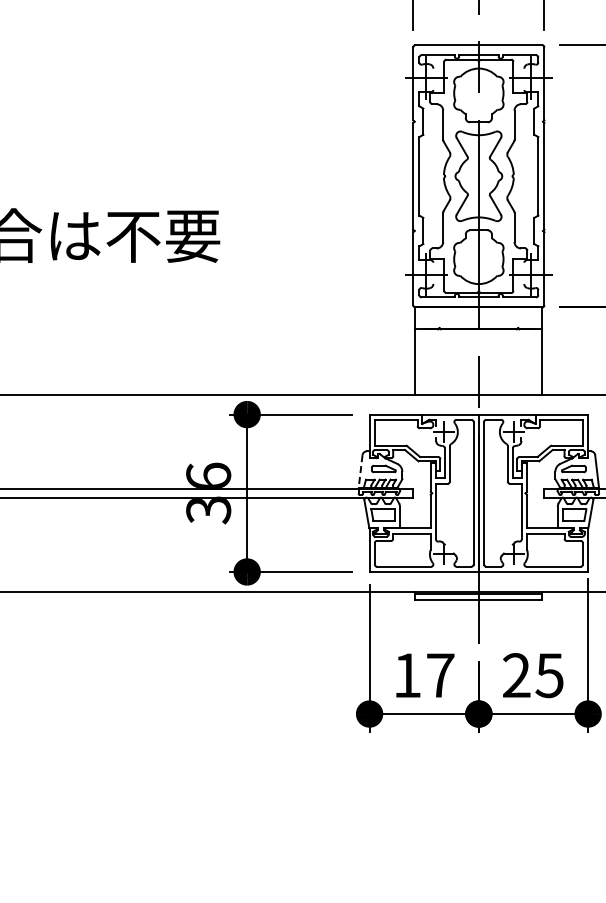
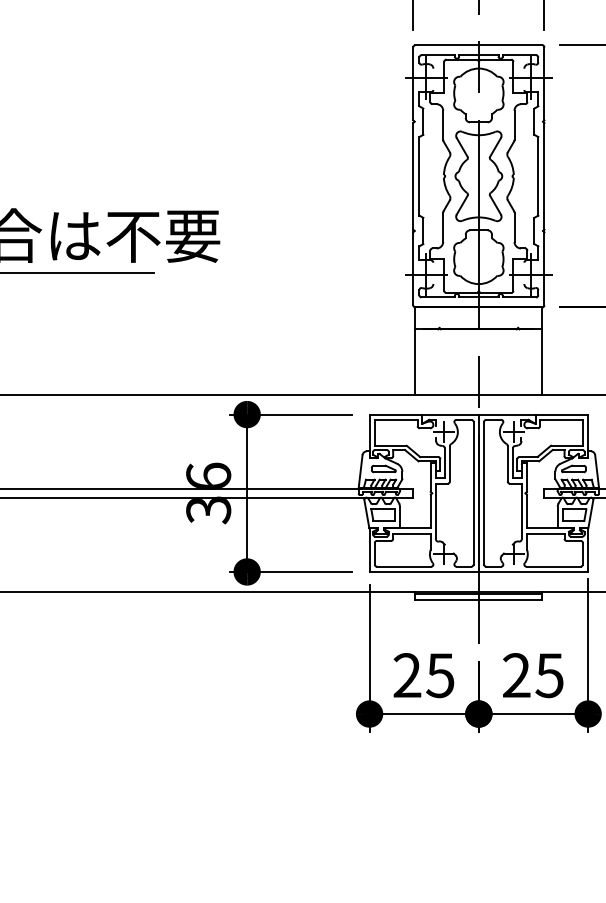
line: none -> present (78, 272)
line: dashed -> solid (360, 471)
text: 17 -> 25 (423, 675)
